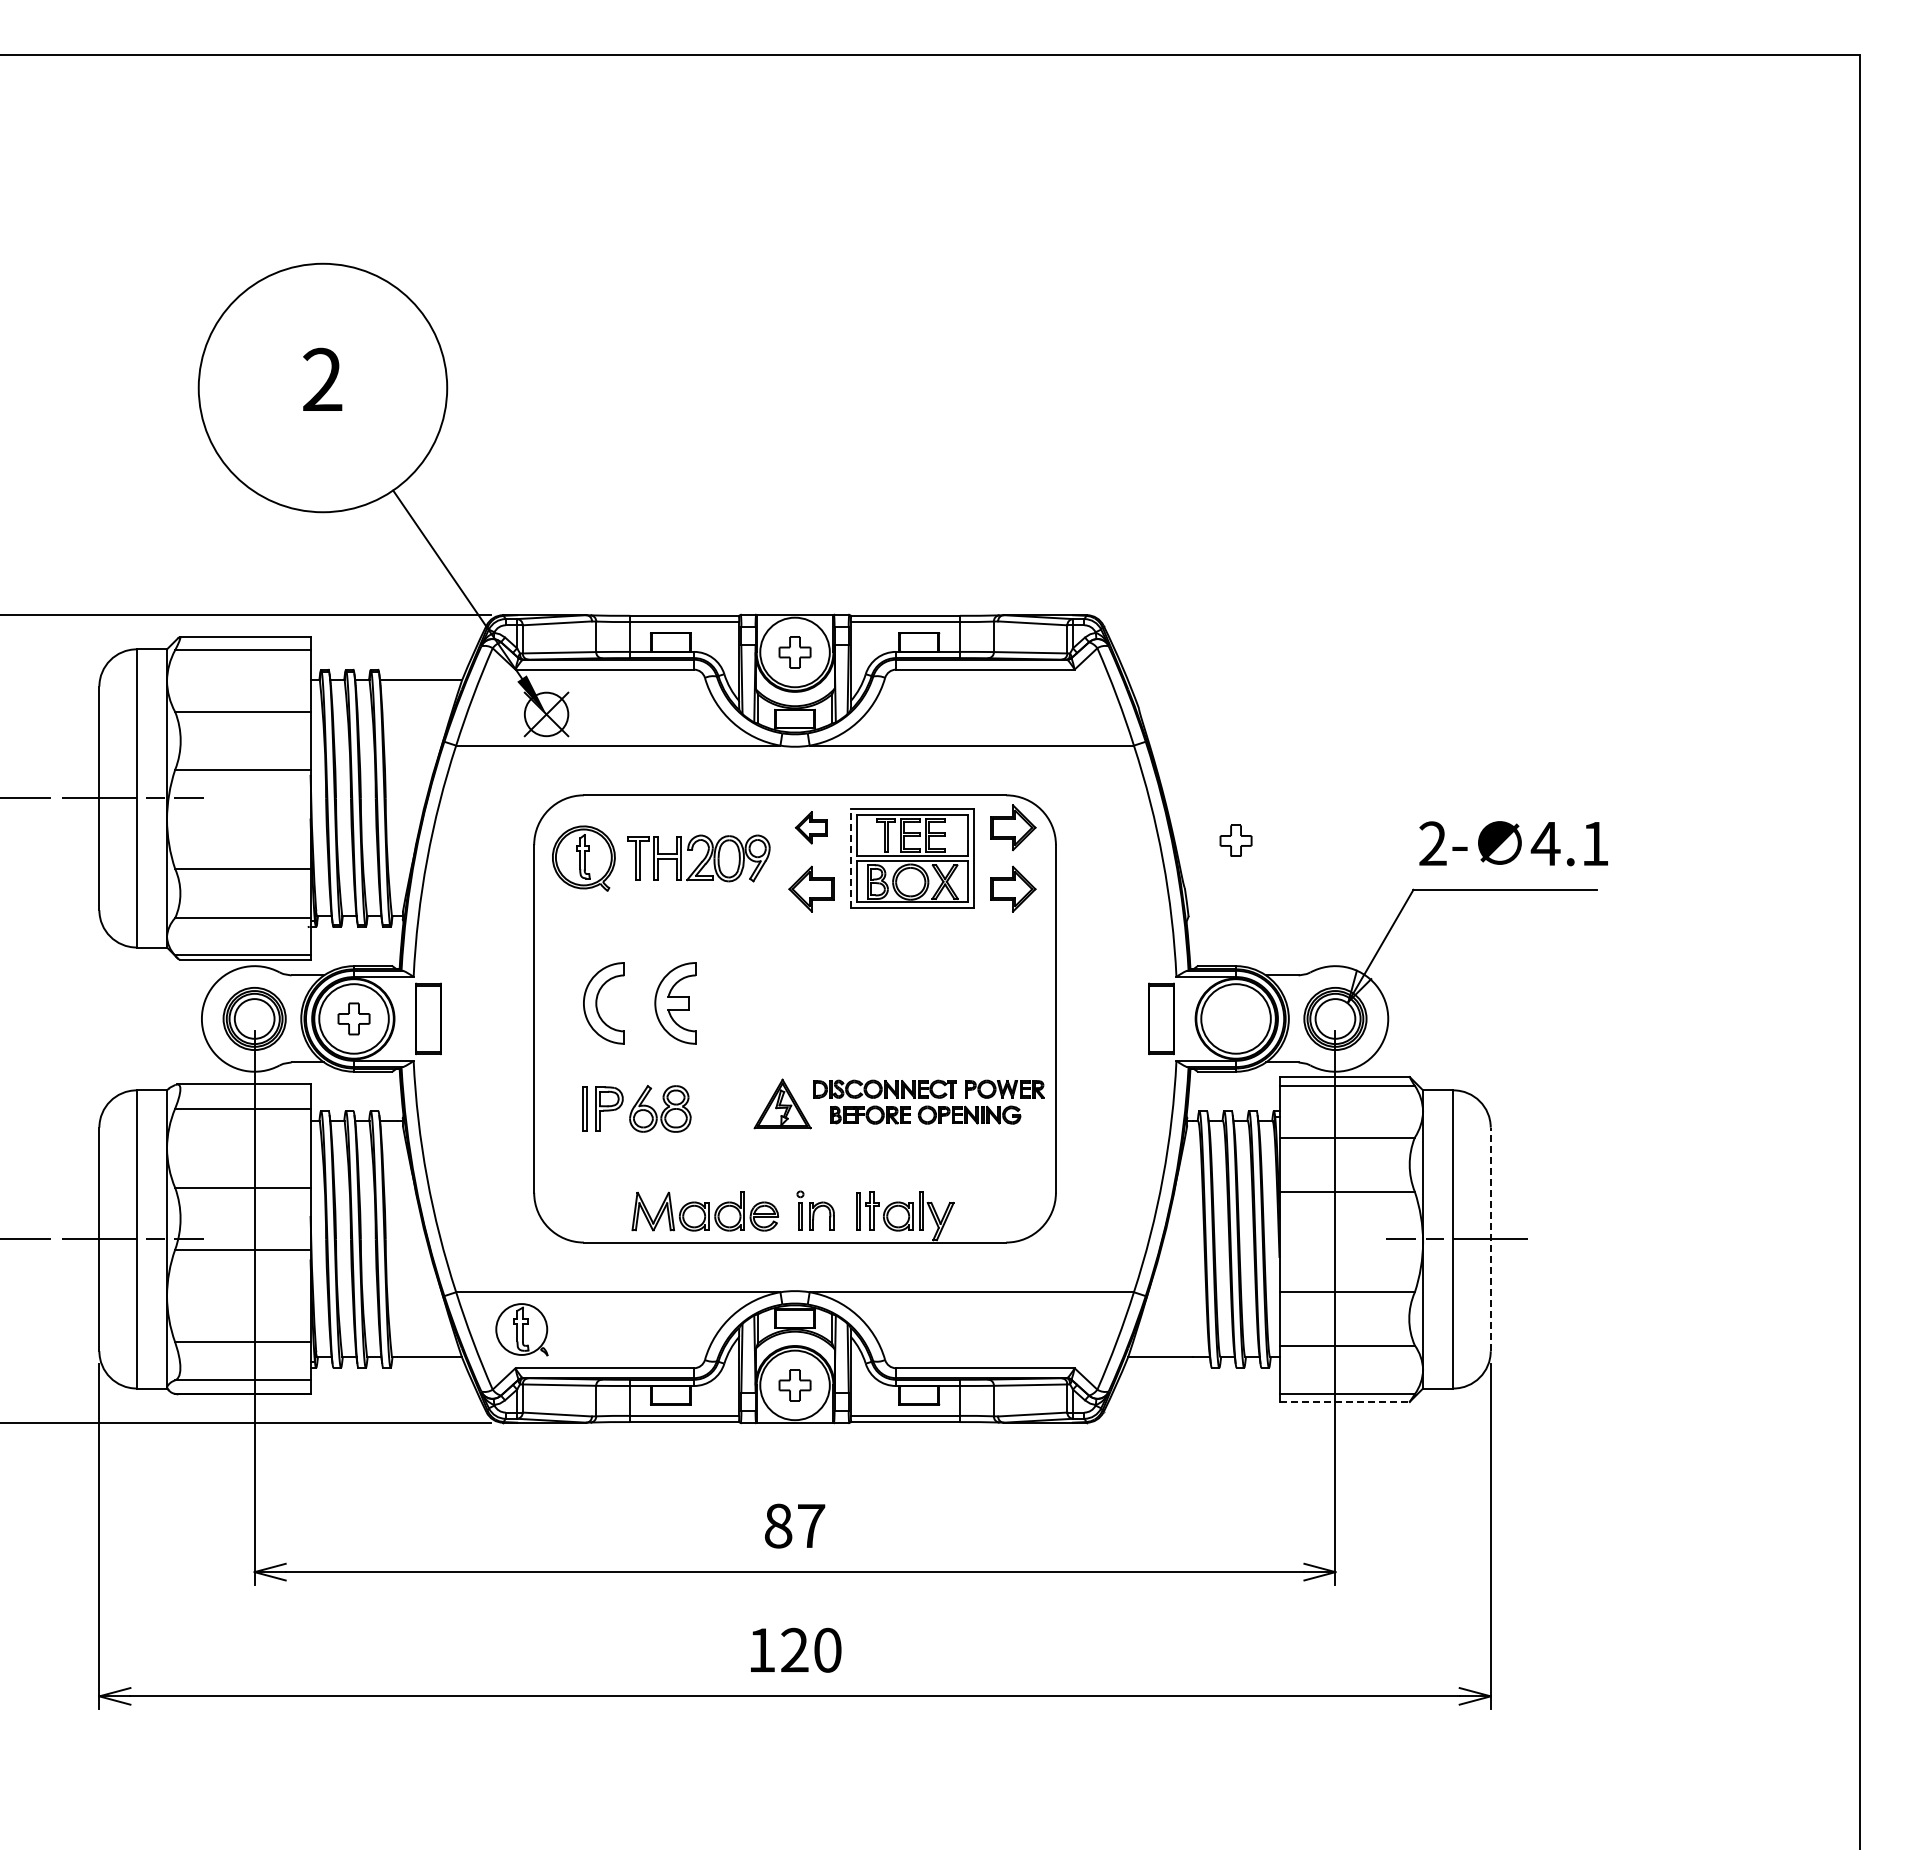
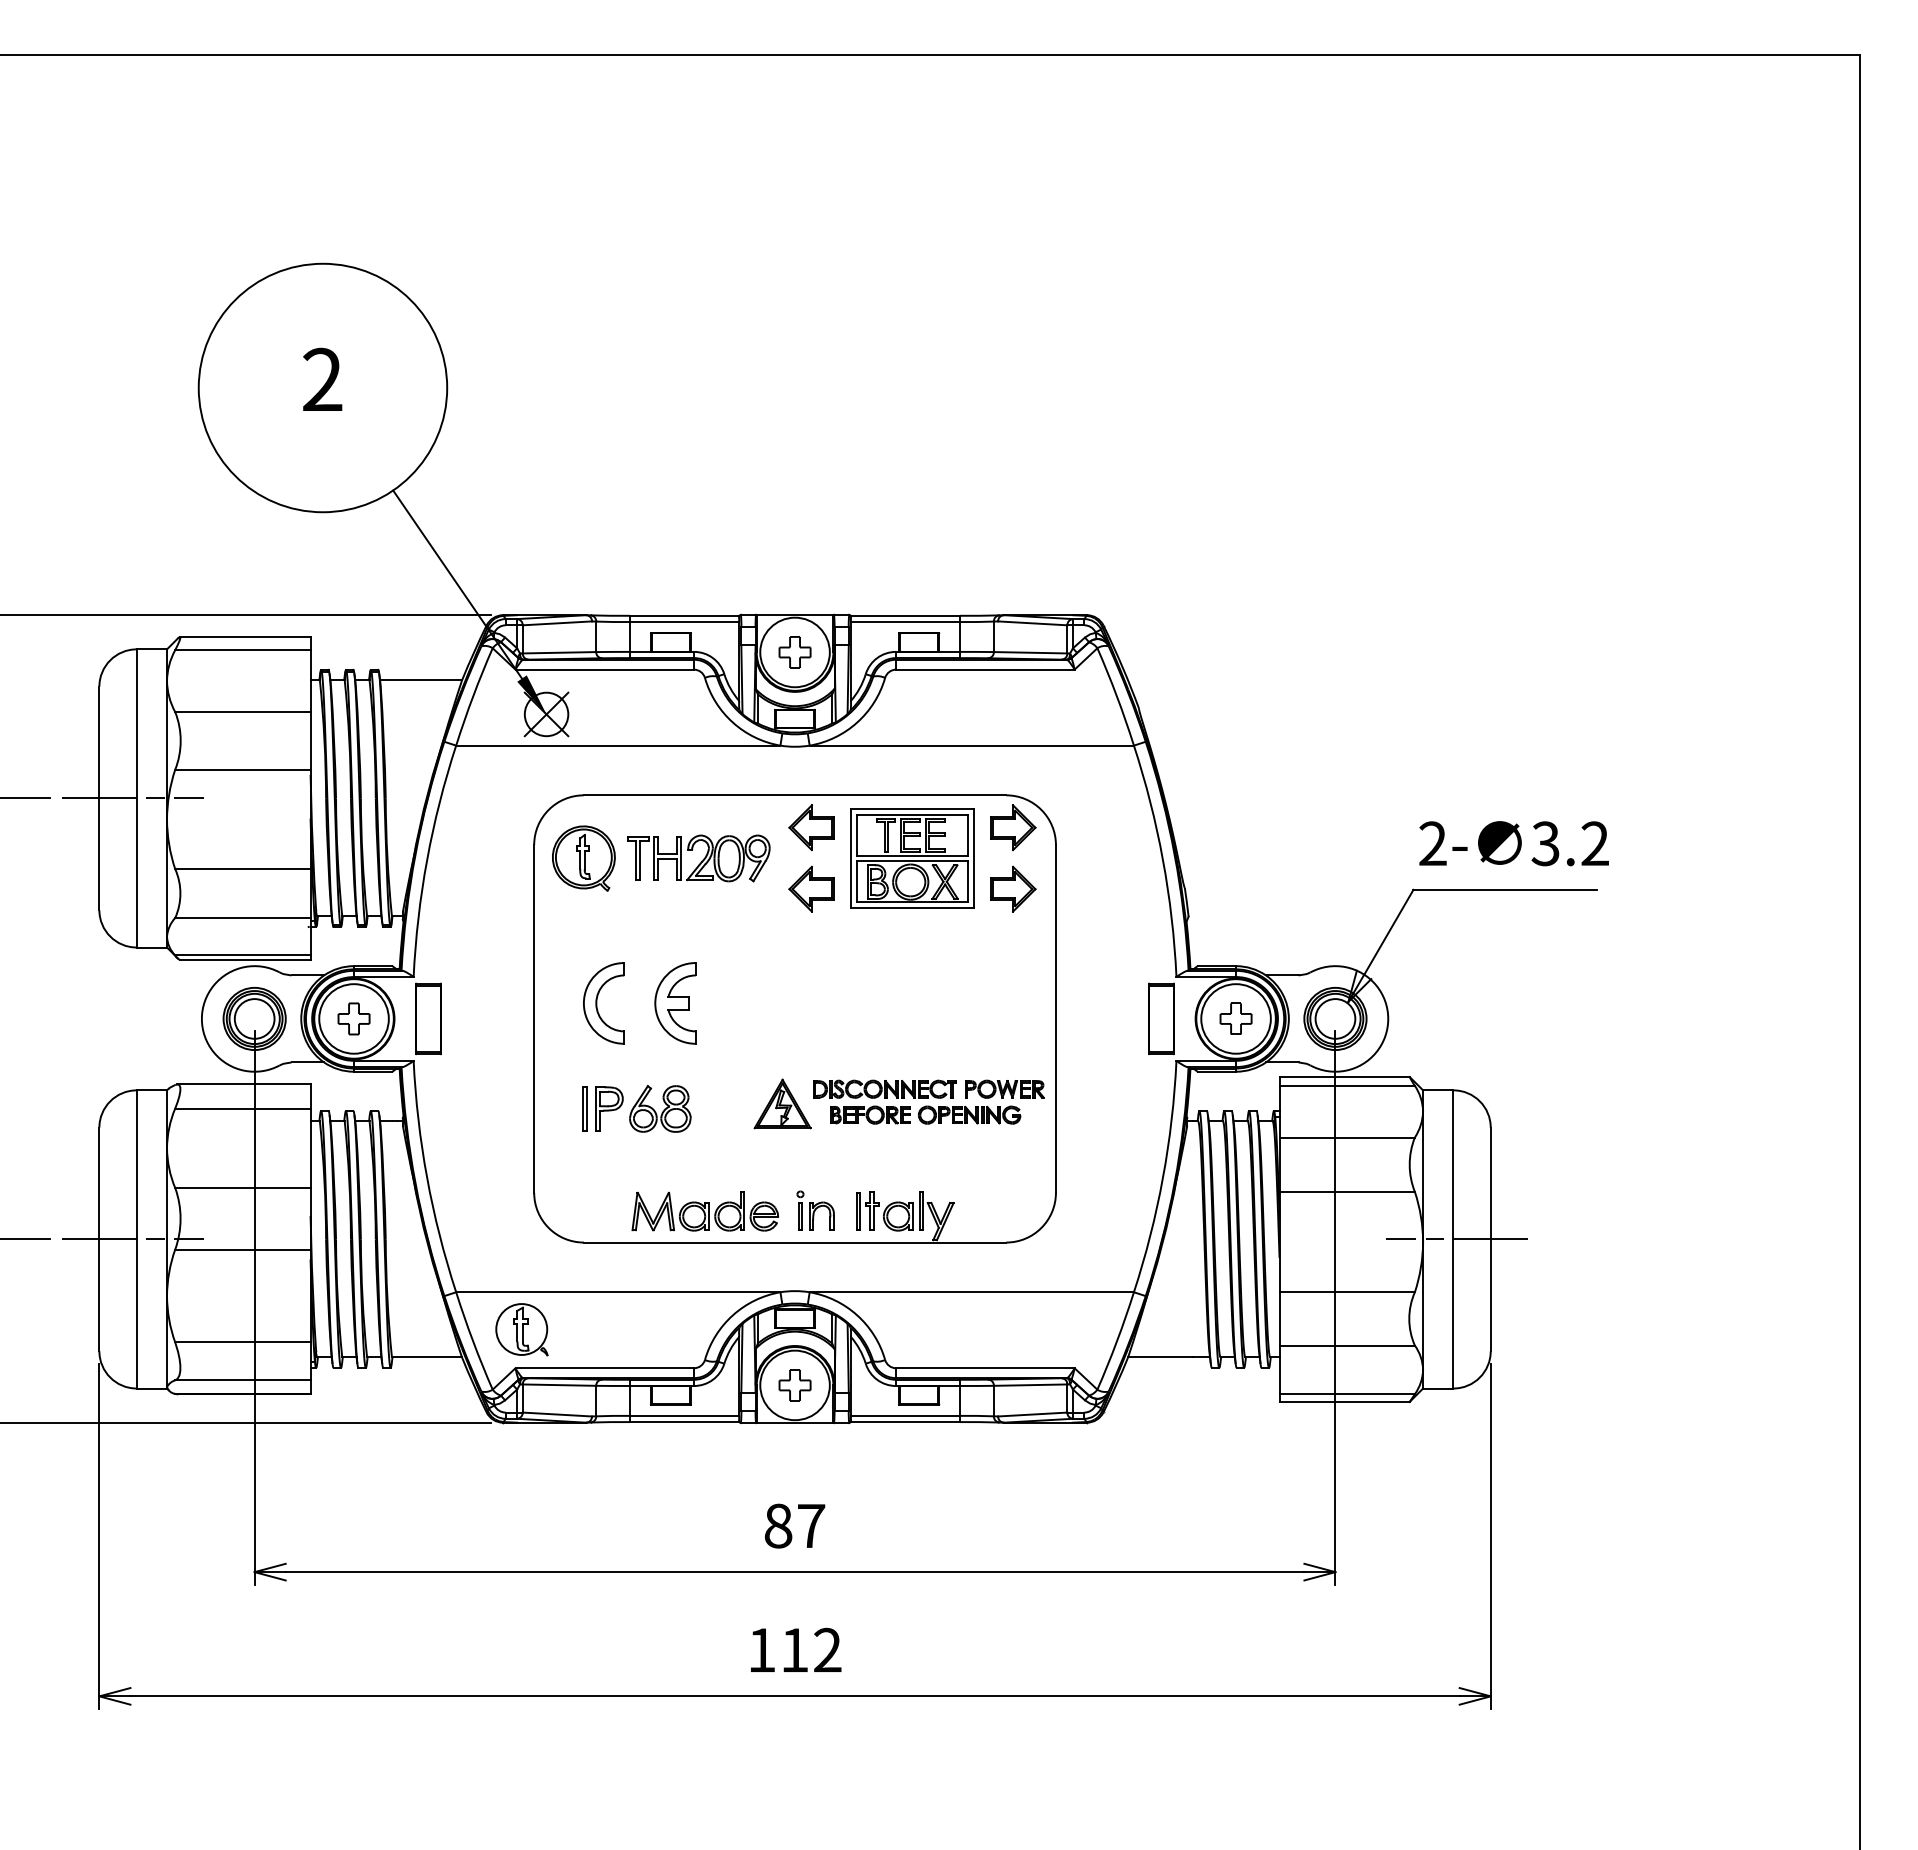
part size: 34x34 px -> 47x48 px (811, 827)
part position: (1235, 840) -> (1235, 1018) (1235, 1018)
text: 4.1 -> 3.2 (1569, 843)
line: dashed -> solid (850, 857)
line: dashed -> solid (1490, 1239)
line: dashed -> solid (1345, 1401)
text: 120 -> 112 (811, 1649)
